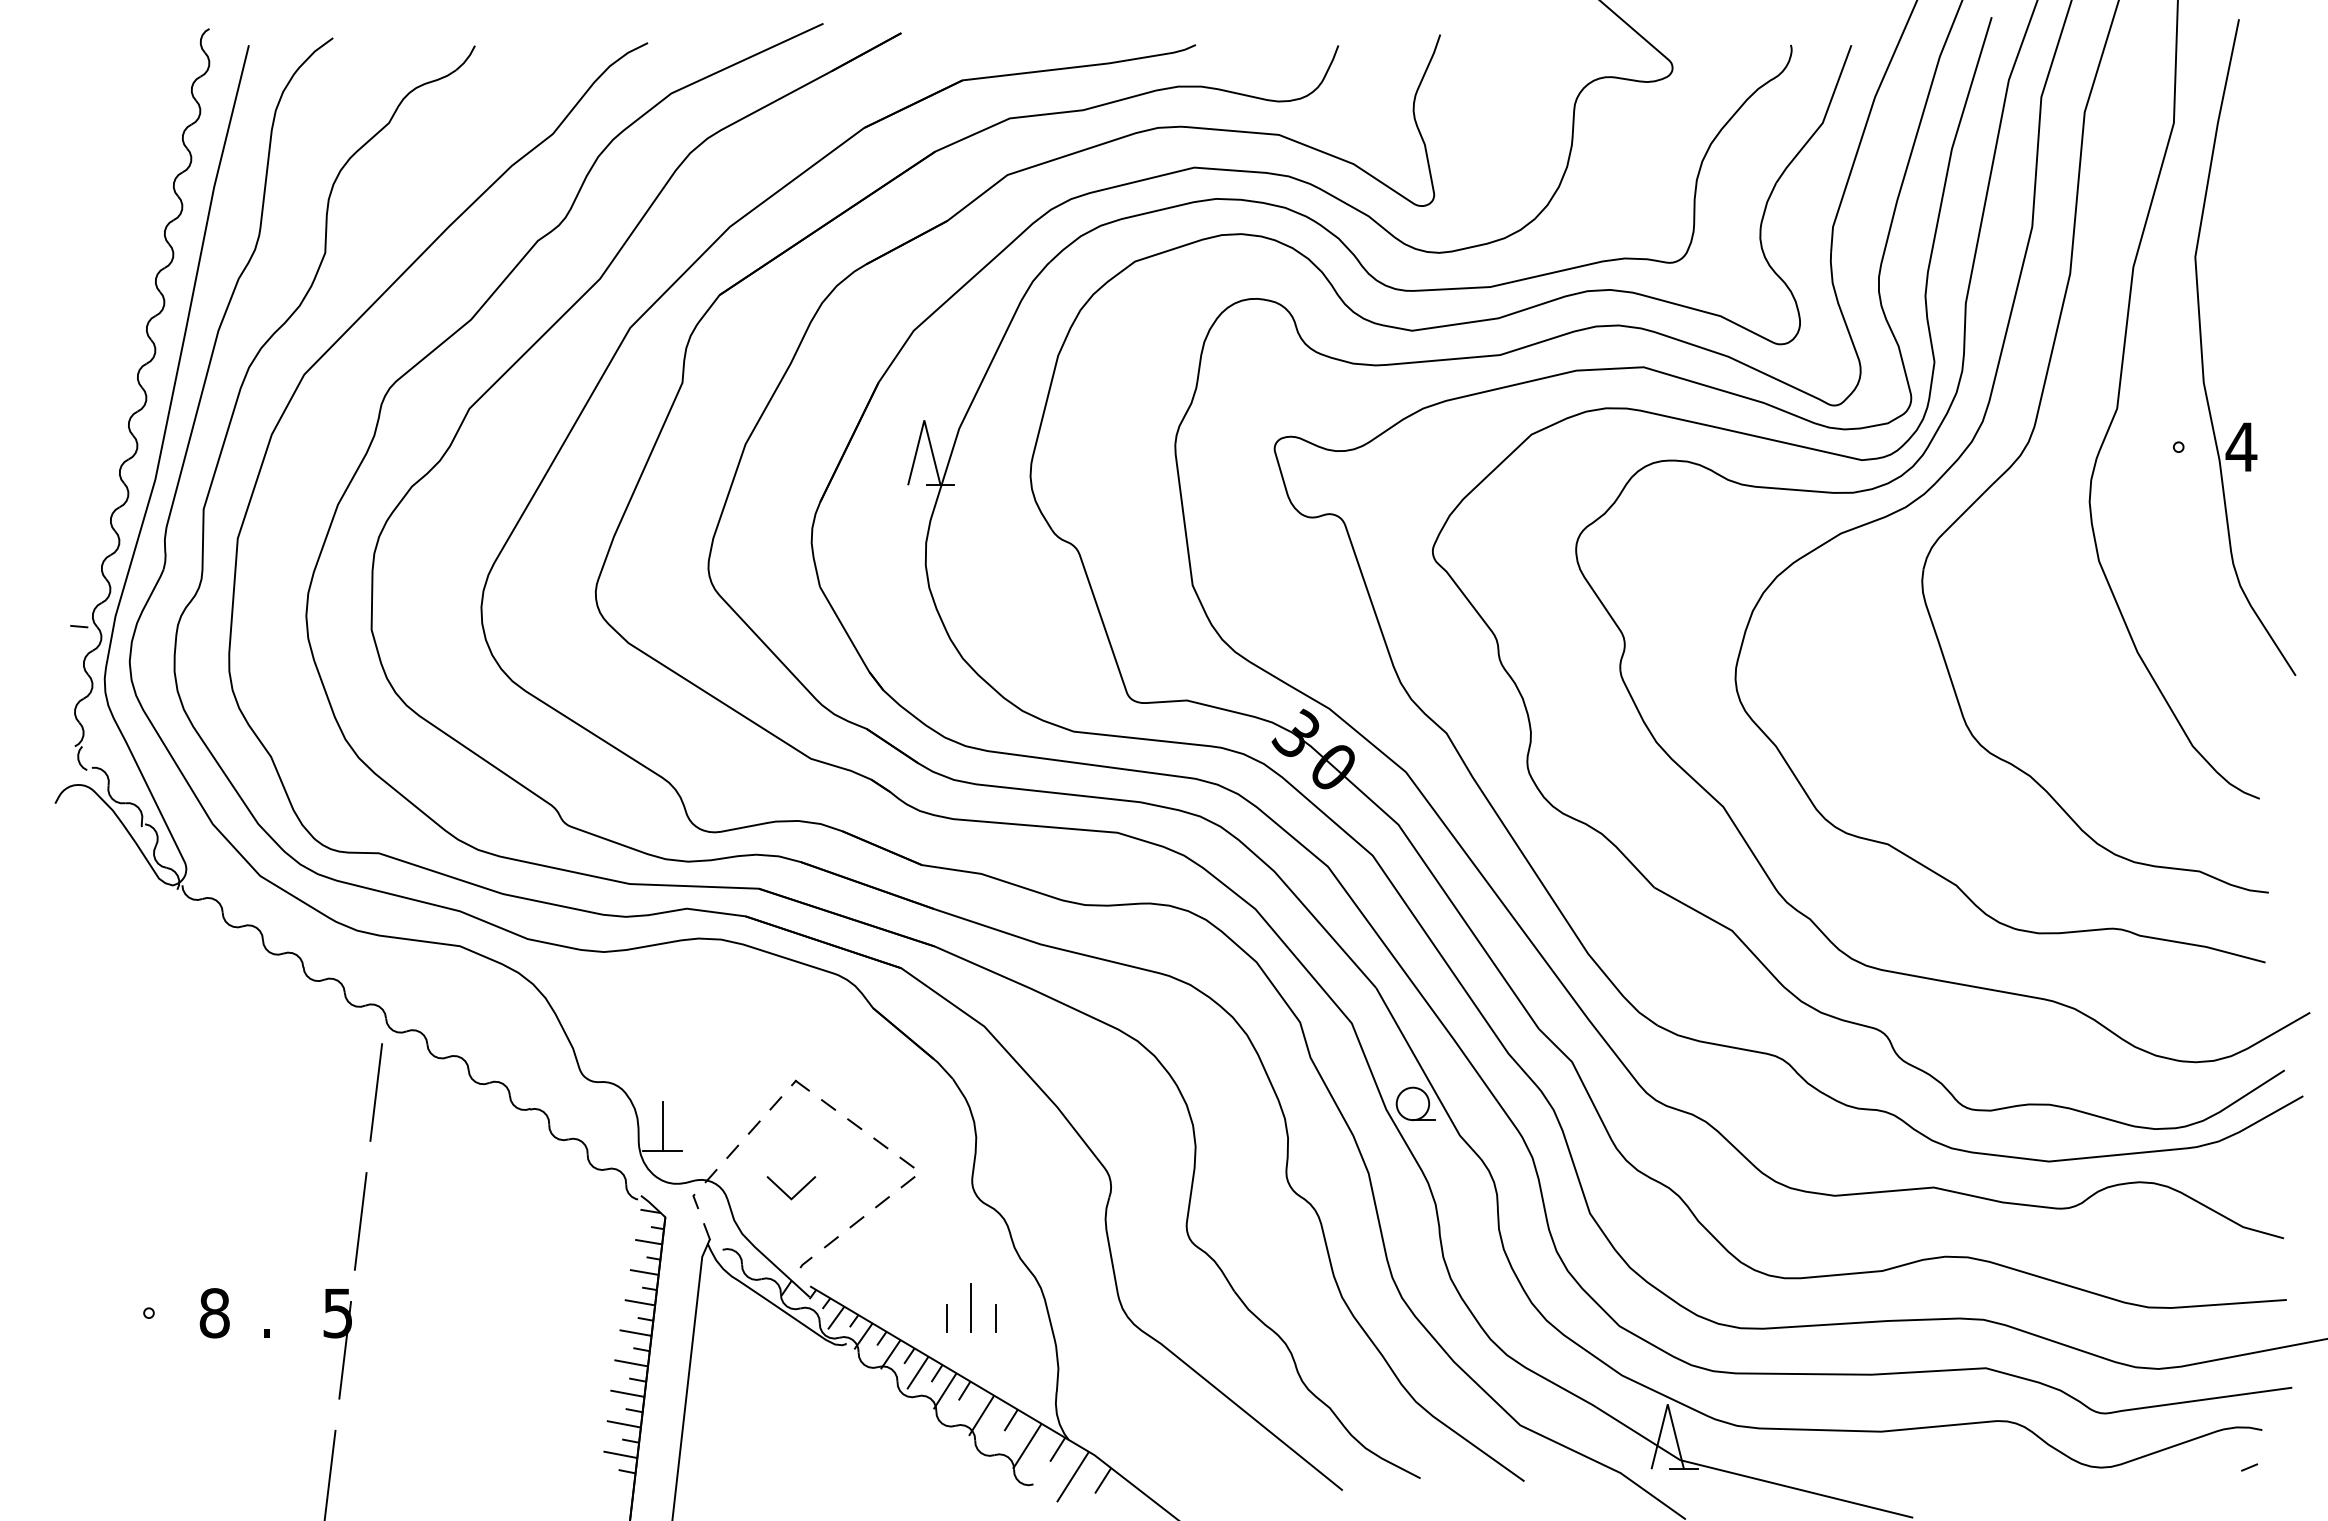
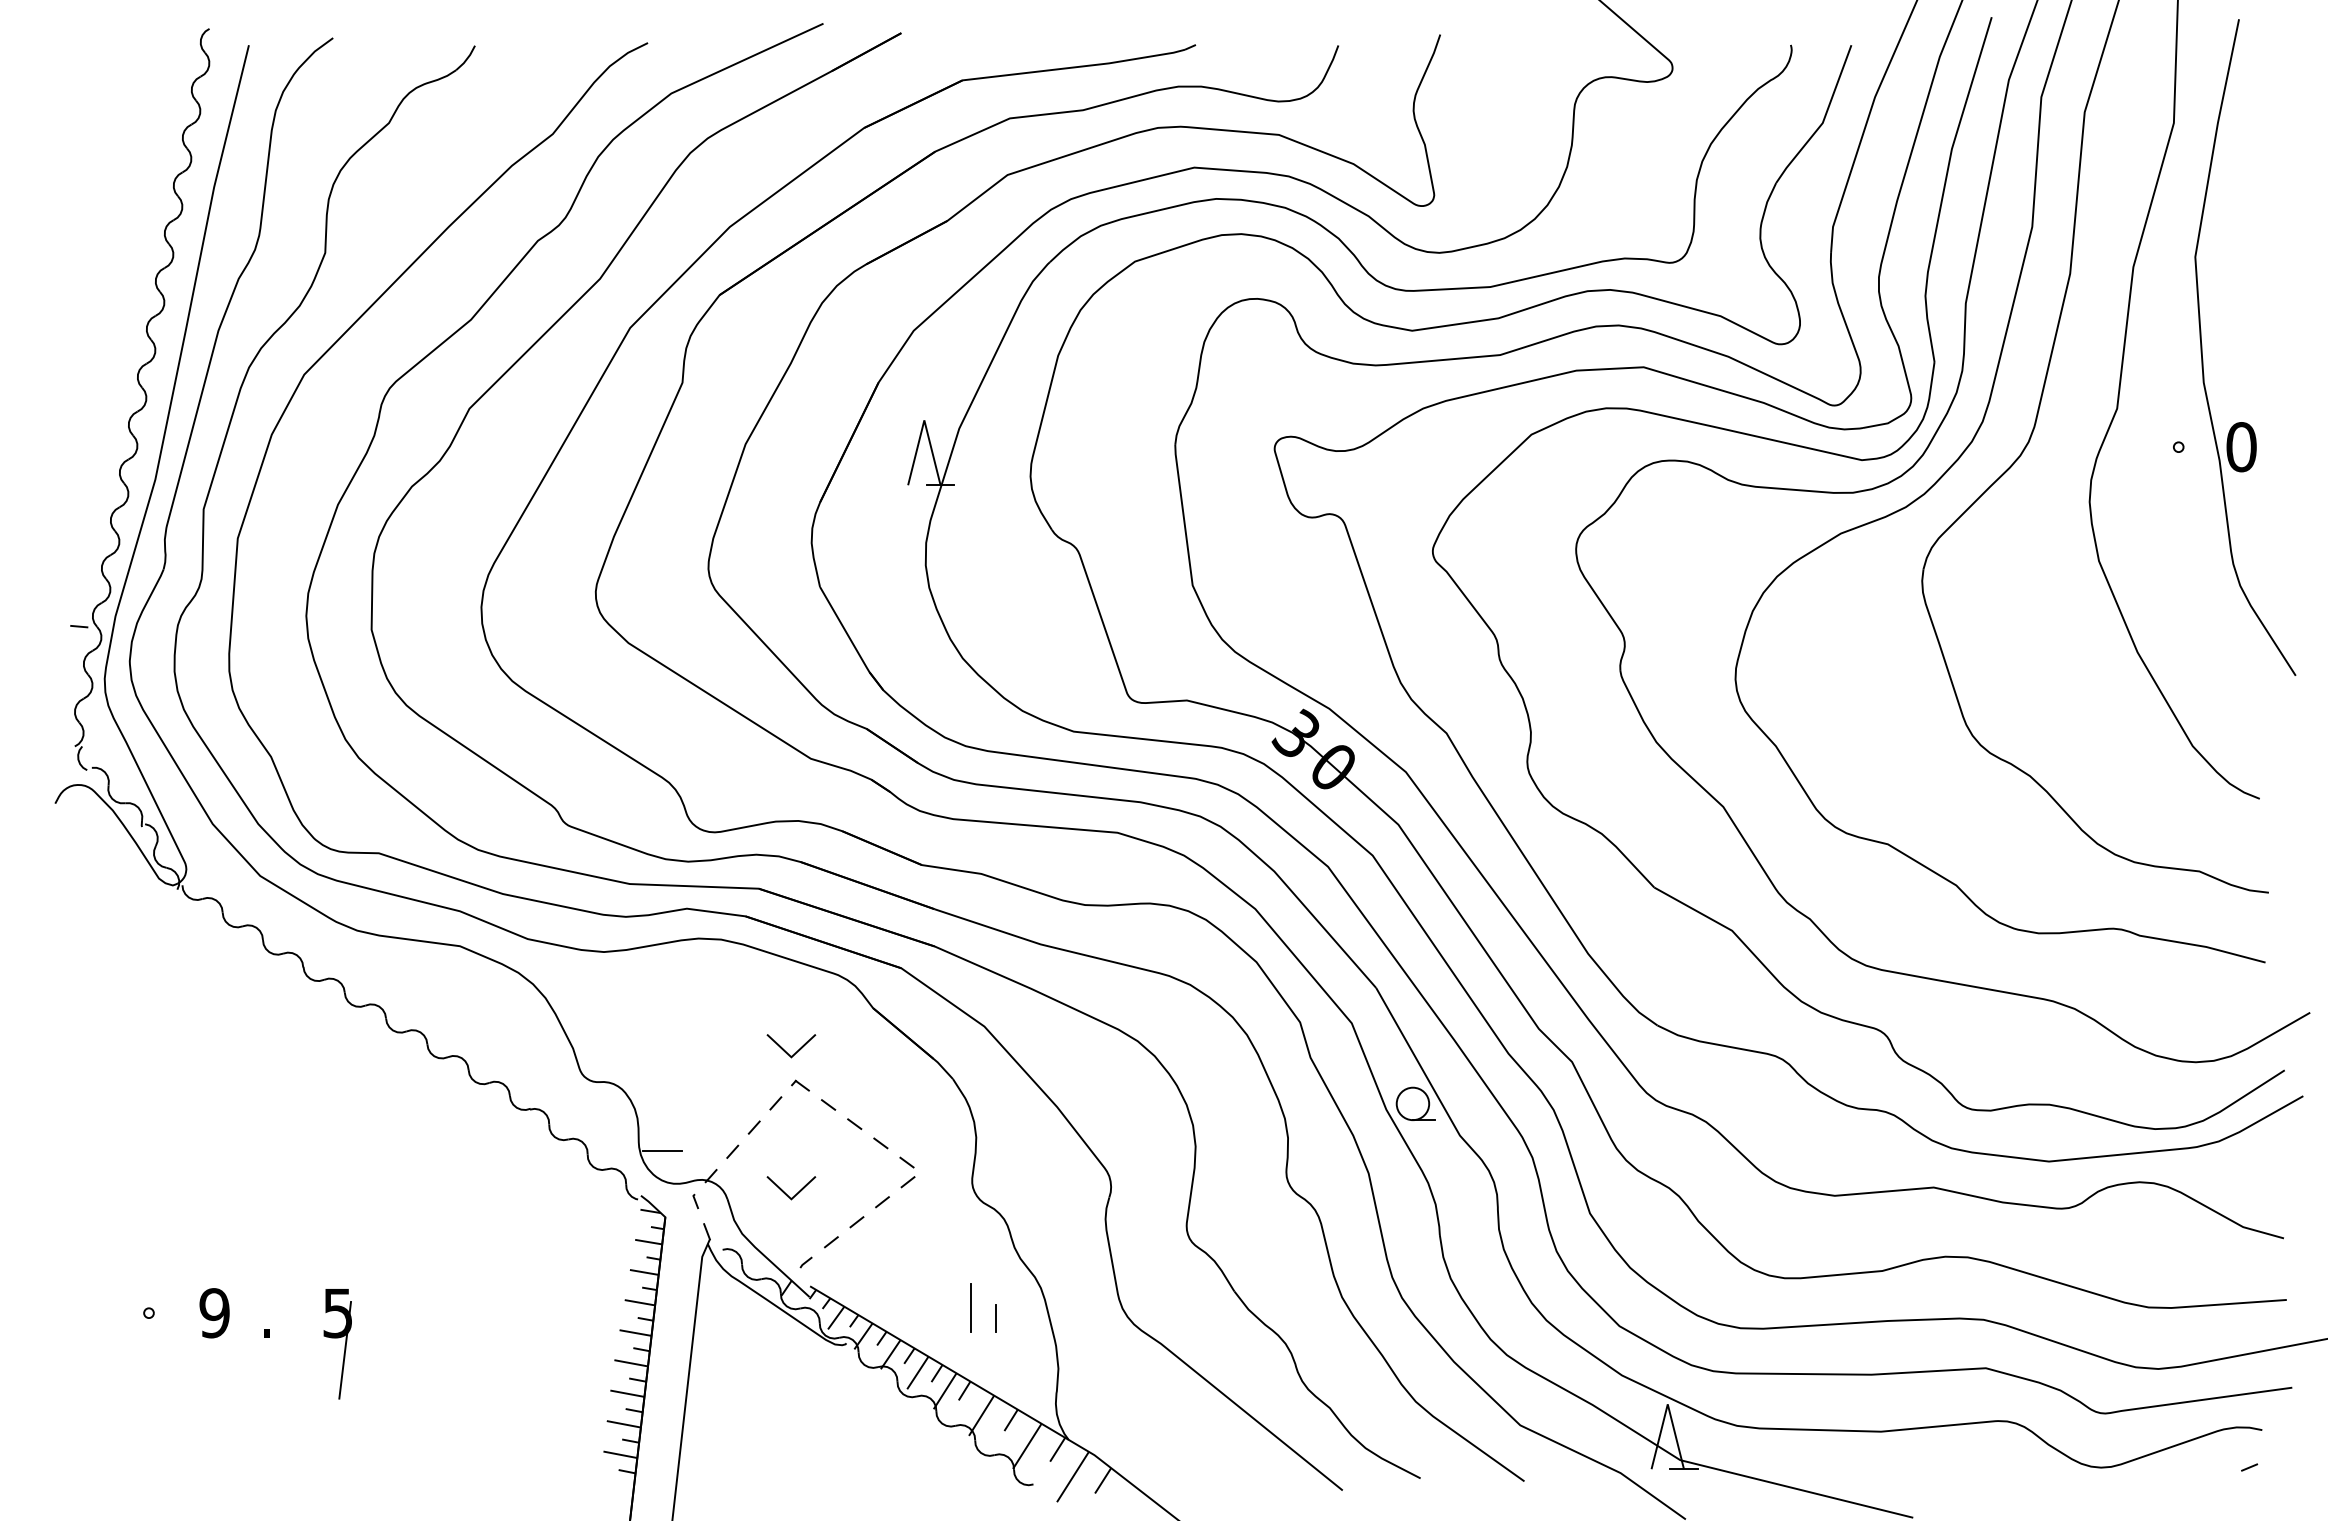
text: 4 -> 0 (2241, 447)
line: none -> present (786, 1051)
line: present -> none (376, 1092)
line: present -> none (662, 1126)
line: present -> none (360, 1221)
text: 8 -> 9 (214, 1313)
line: present -> none (947, 1318)
line: present -> none (330, 1473)
